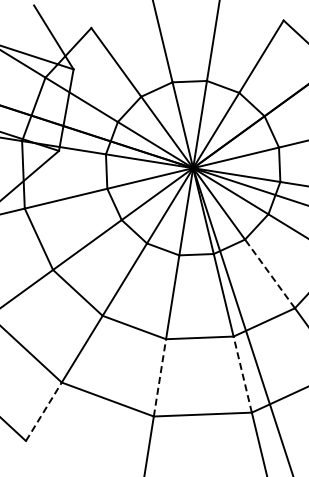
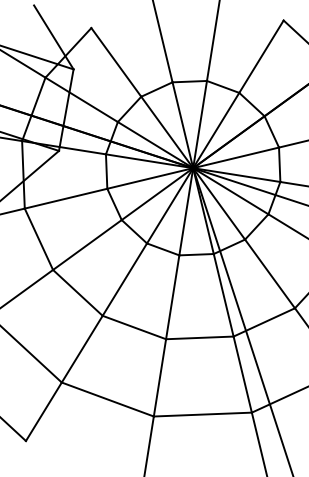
line: dashed -> solid (269, 273)
line: dashed -> solid (242, 374)
line: dashed -> solid (160, 377)
line: dashed -> solid (44, 411)
